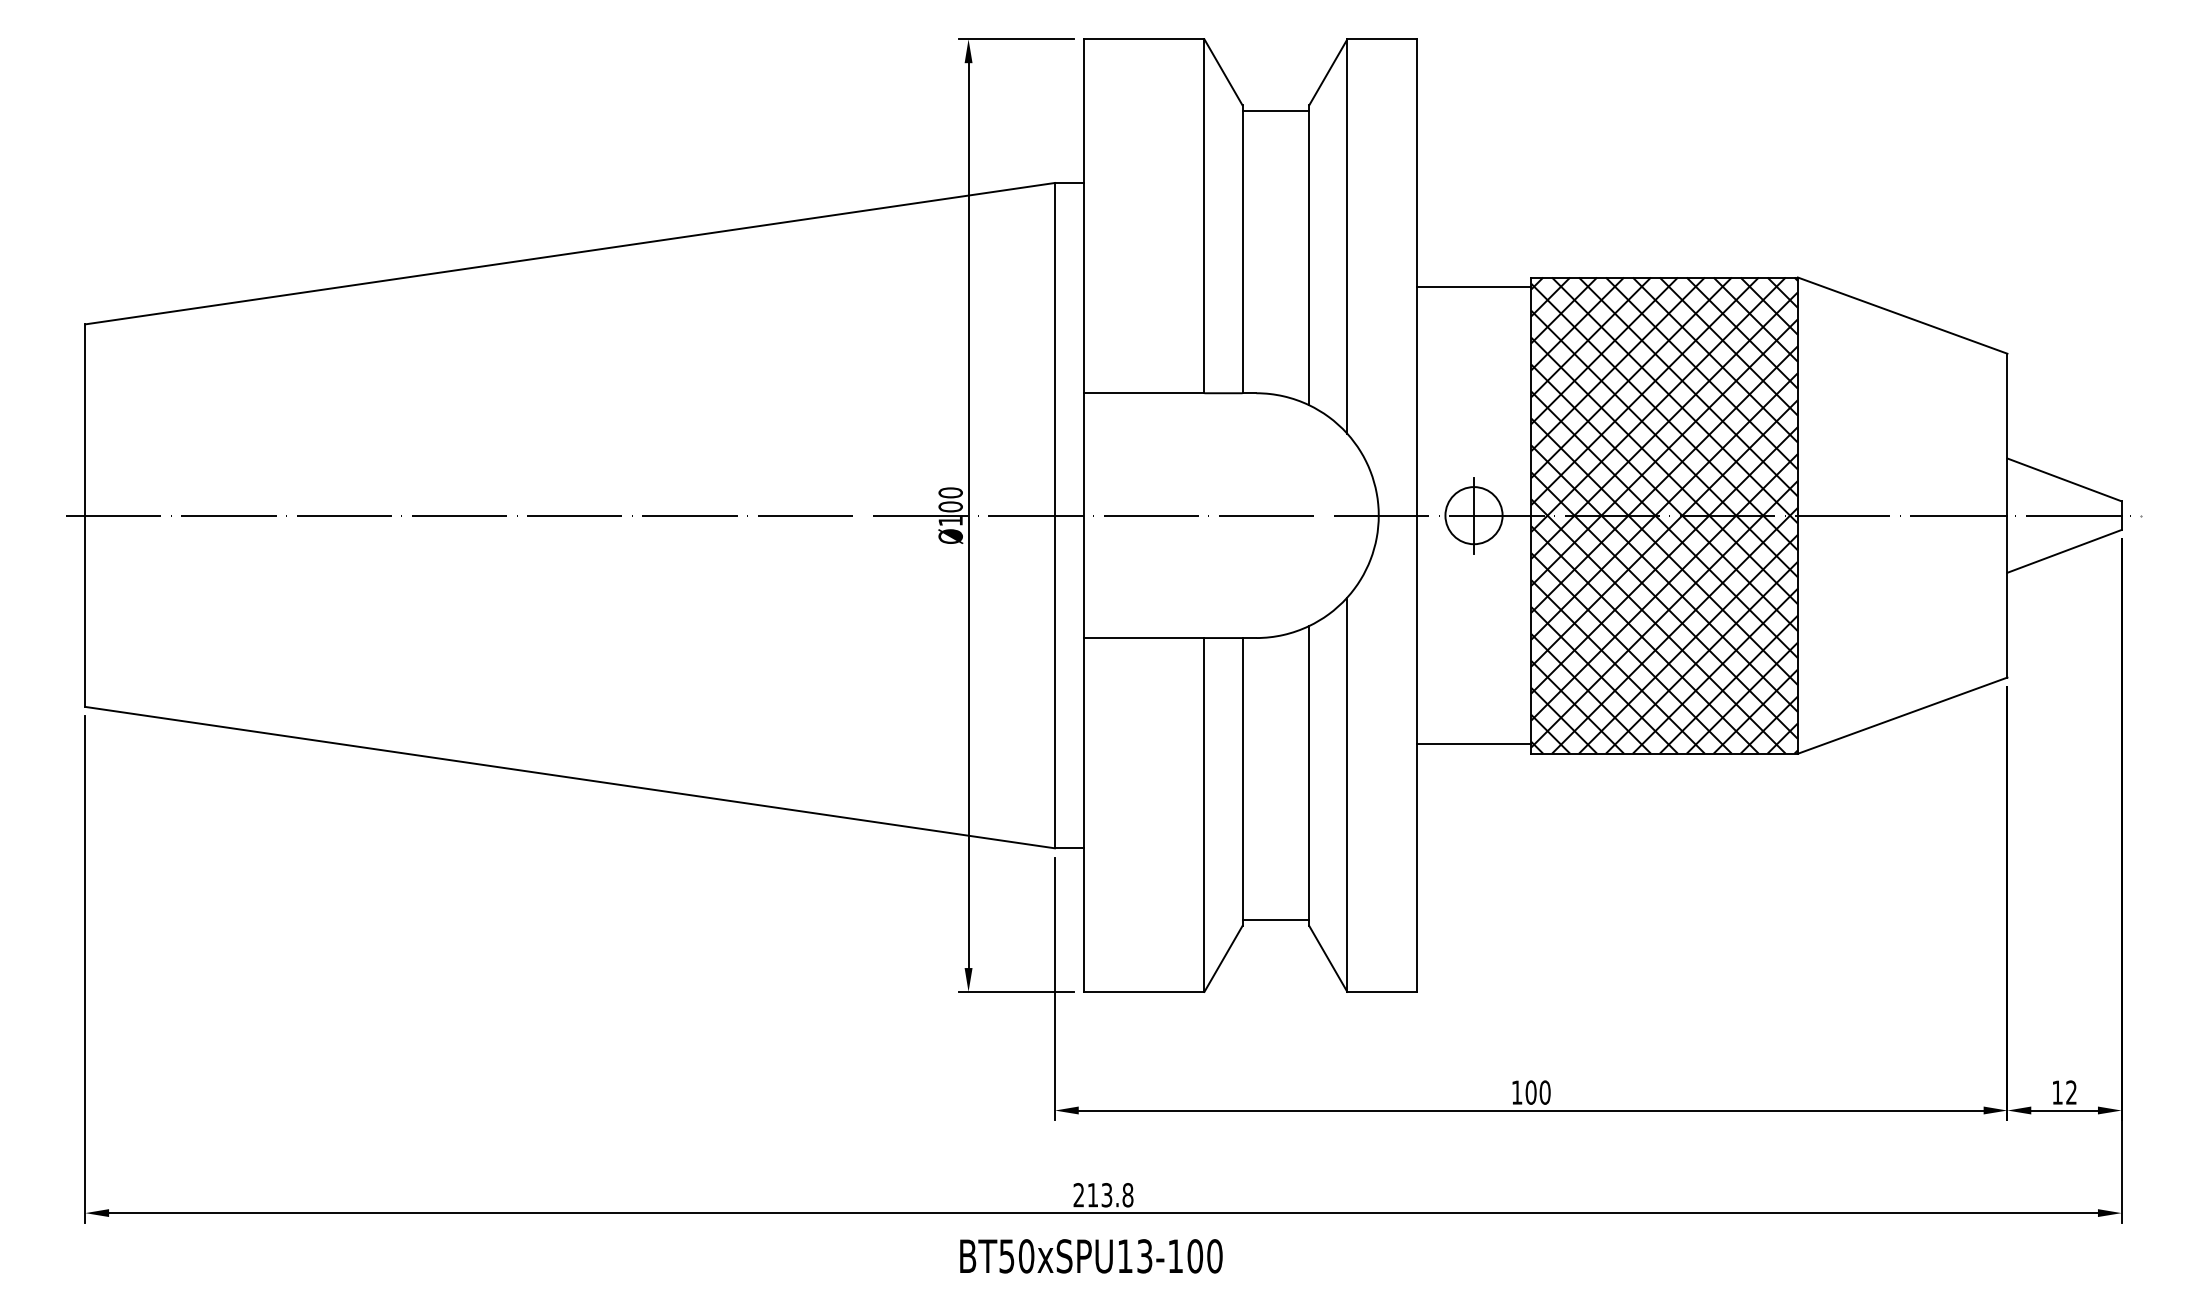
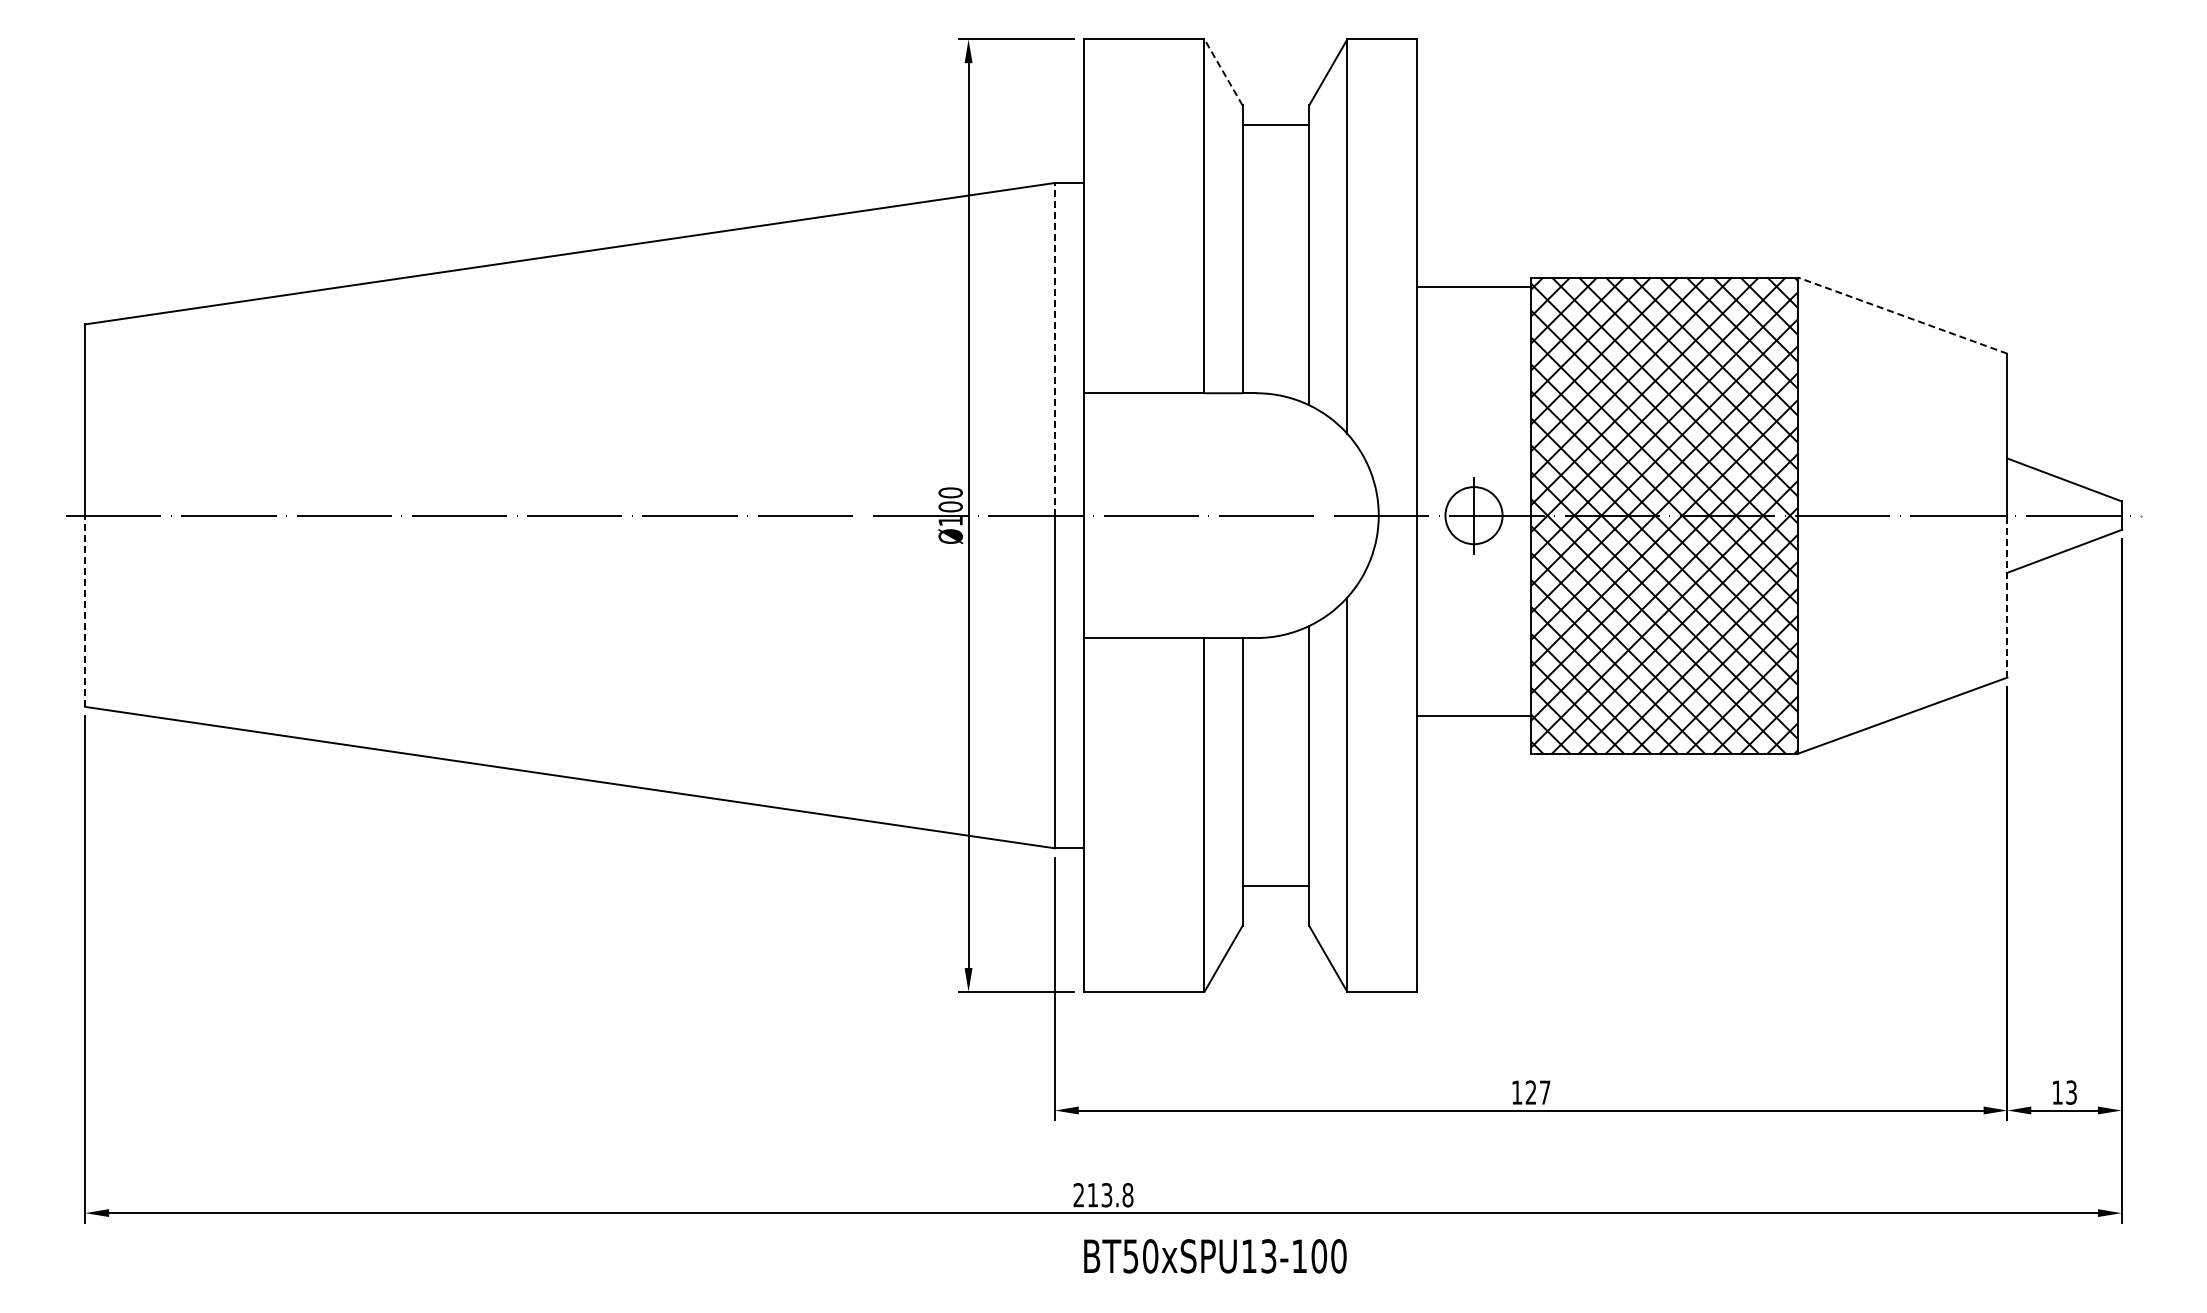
line: solid -> dashed (1223, 71)
line position: (1275, 110) -> (1275, 124) (1275, 124)
line: solid -> dashed (1902, 315)
line: solid -> dashed (1054, 348)
line: solid -> dashed (2007, 596)
line: solid -> dashed (85, 611)
line position: (1473, 744) -> (1473, 716) (1473, 716)
line position: (1275, 920) -> (1275, 886) (1275, 886)
text: 100 -> 127 (1537, 1092)
text: 12 -> 13 (2071, 1092)
text position: (1091, 1256) -> (1215, 1256) (1215, 1256)
